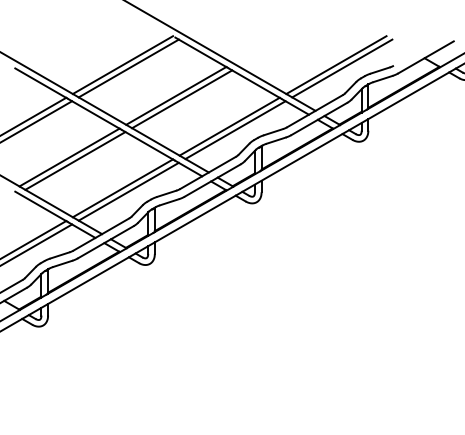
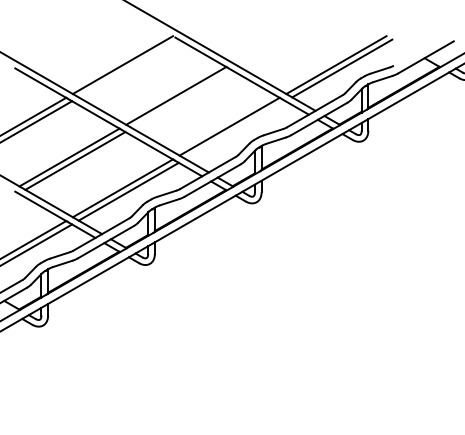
line: present -> none (128, 68)
line: present -> none (182, 99)
line: present -> none (235, 130)
